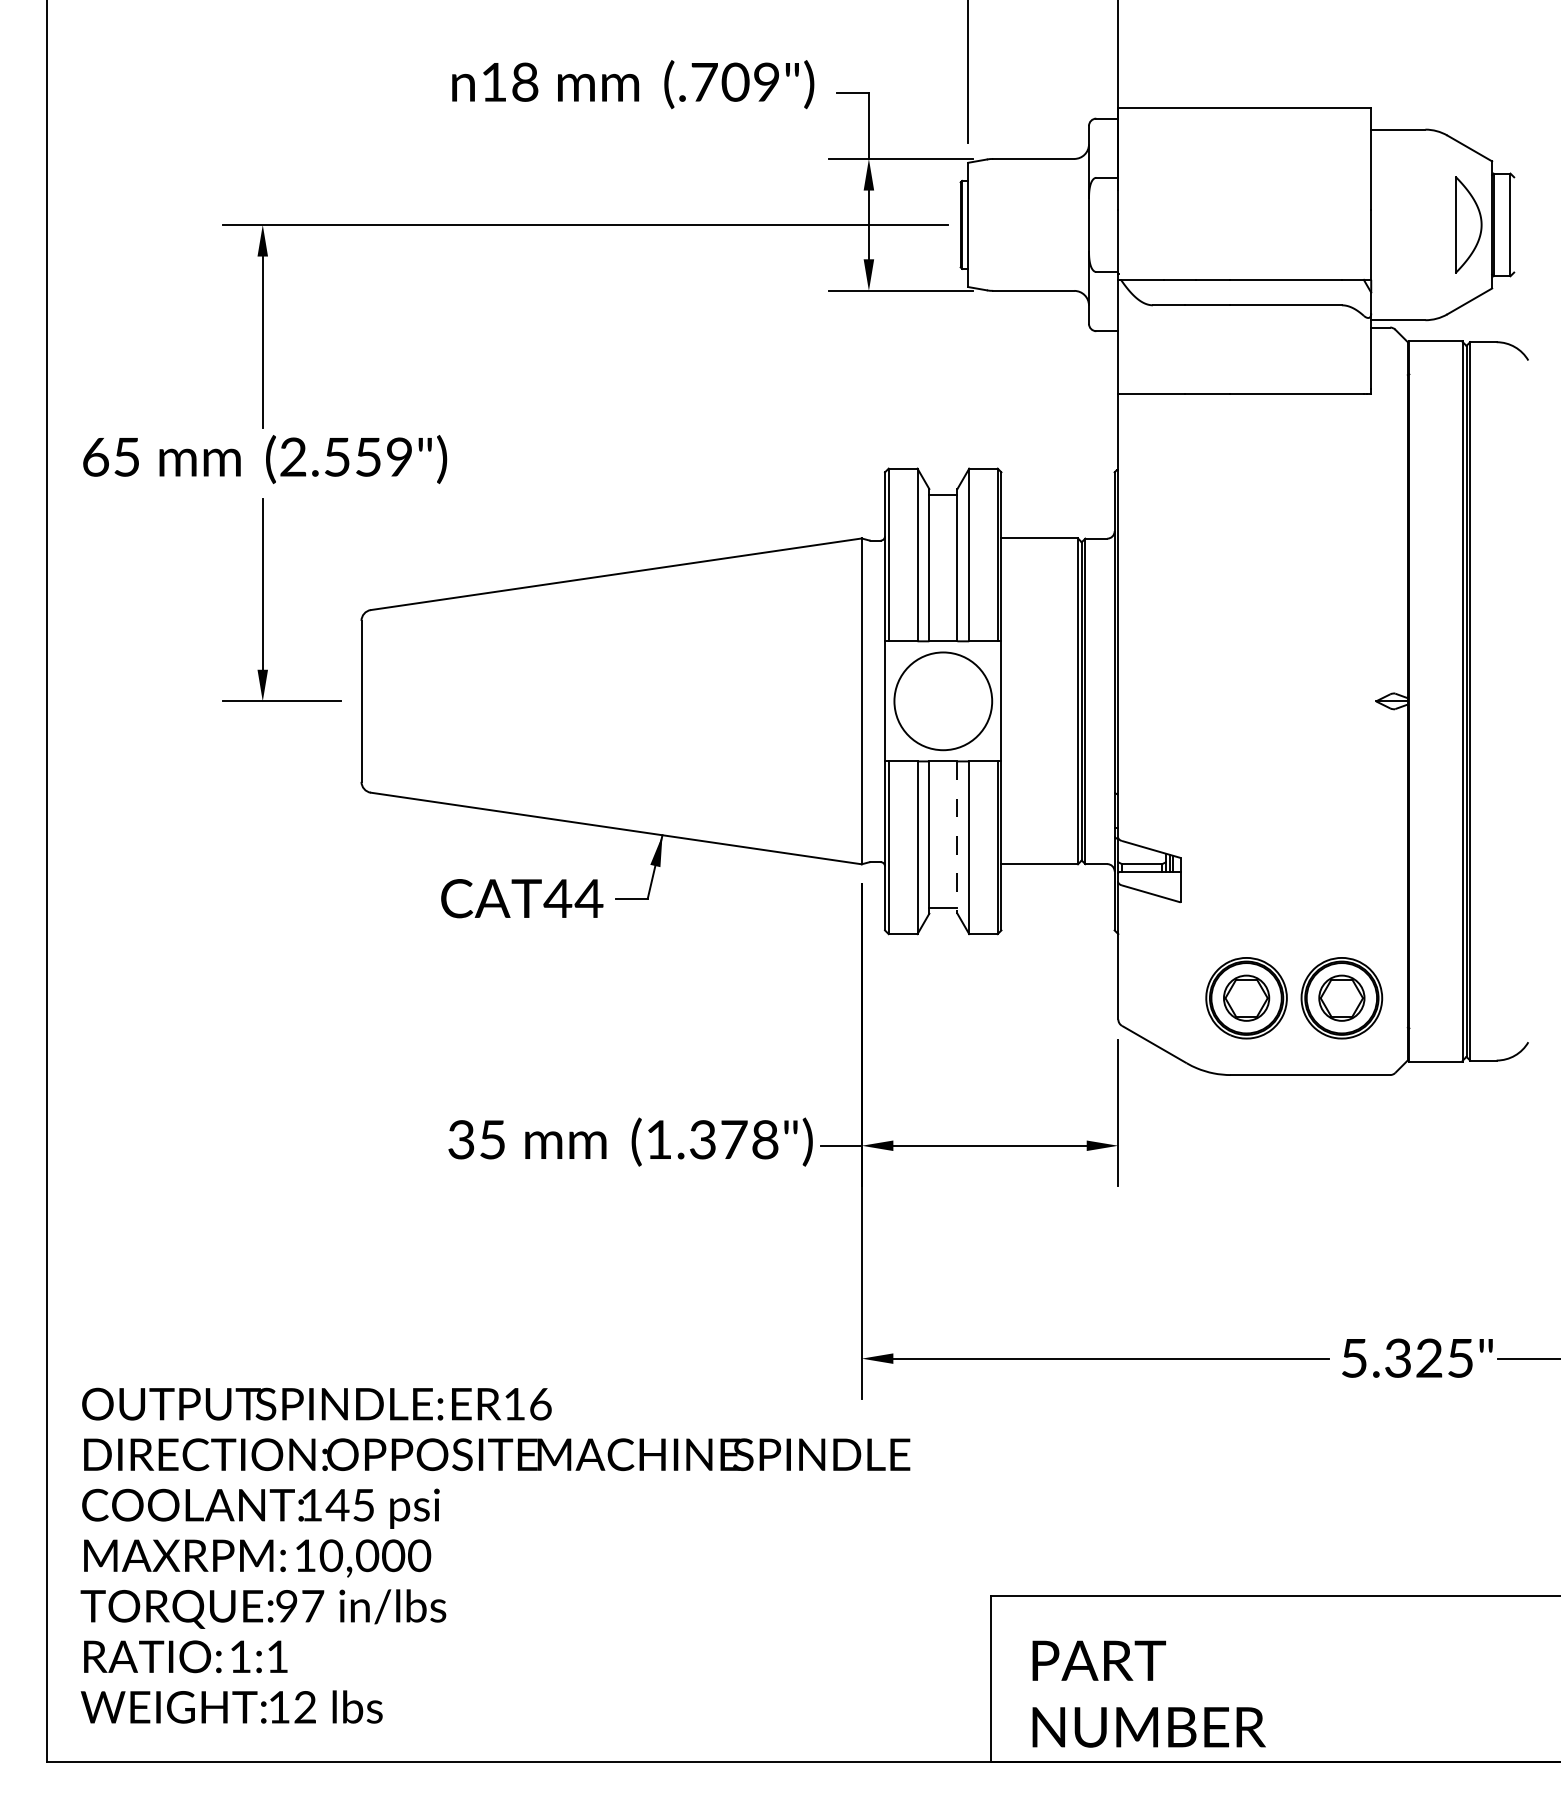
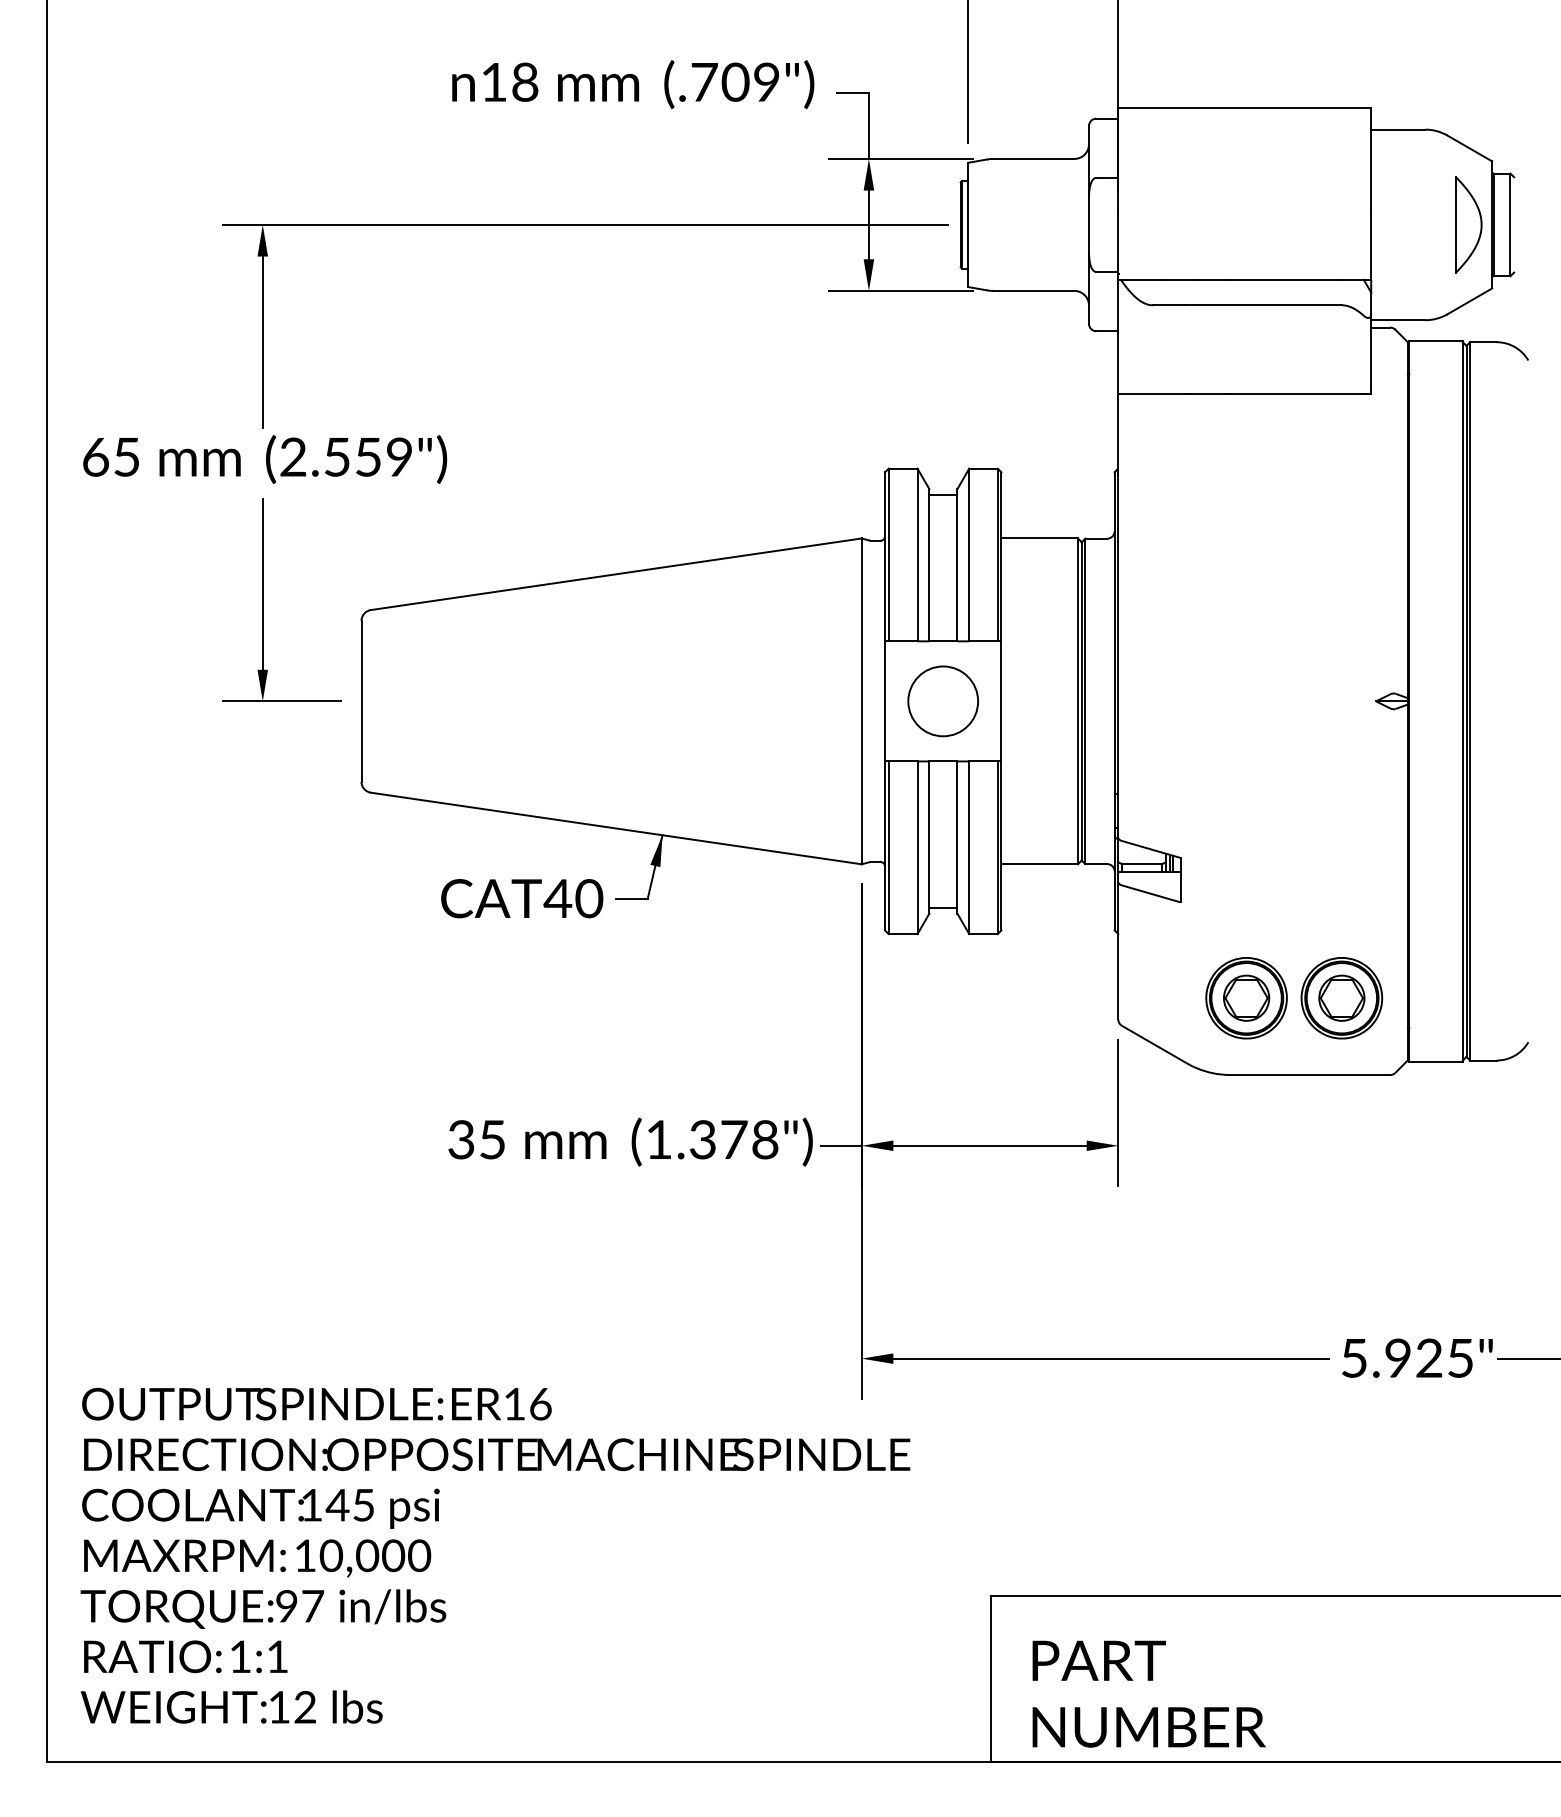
circle size: 101x101 px -> 72x73 px (942, 701)
line: dashed -> solid (957, 838)
text: CAT44 -> CAT40 (588, 898)
text: 5.325" -> 5.925" (1397, 1357)
